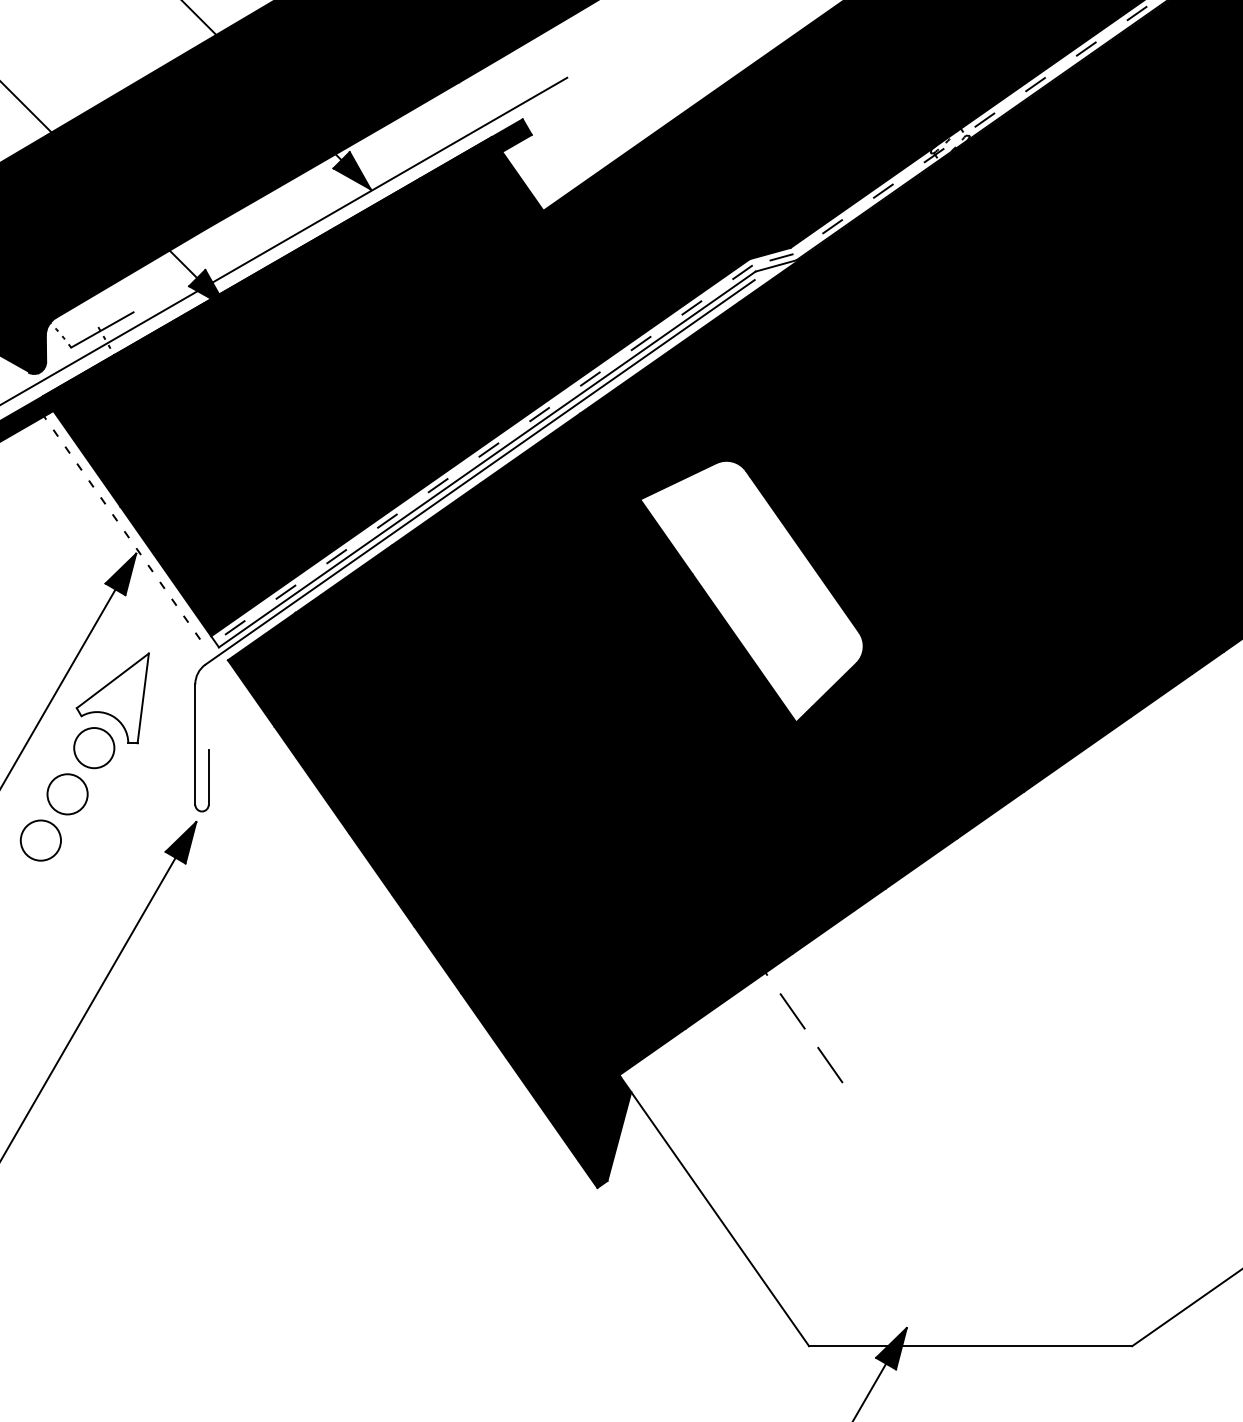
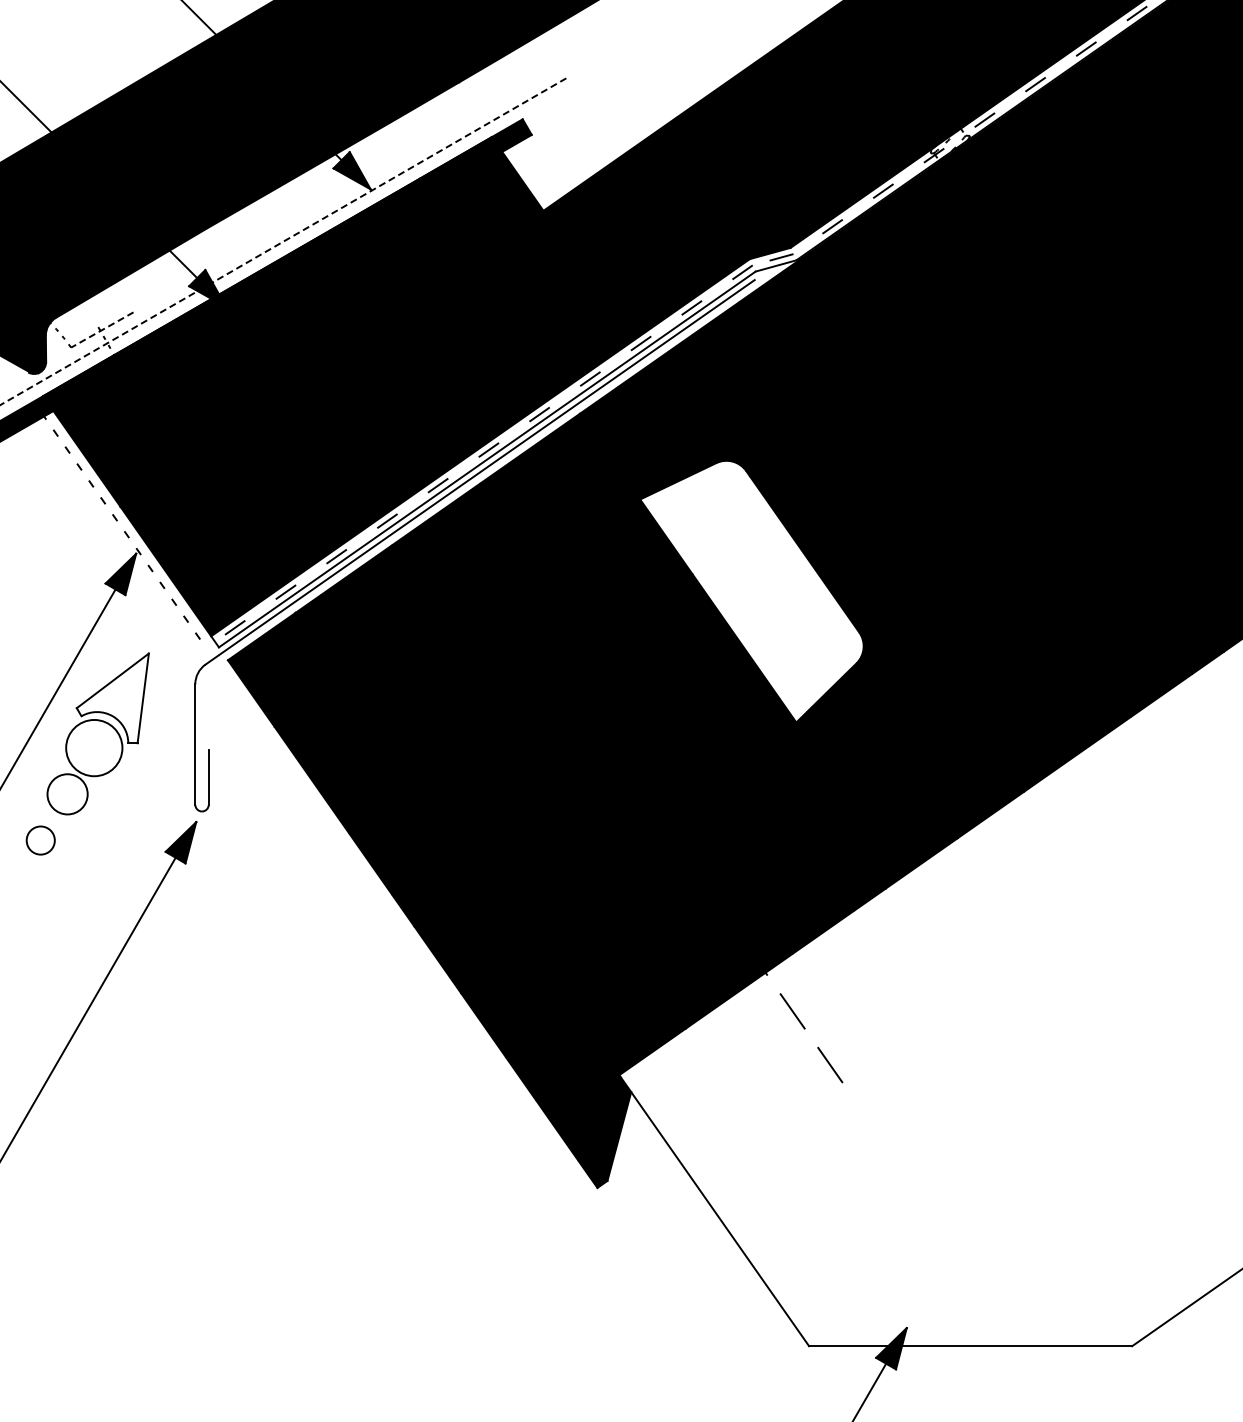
line: solid -> dashed (284, 241)
line: solid -> dashed (102, 329)
circle diameter: 40 px -> 56 px (94, 747)
circle size: 43x43 px -> 31x31 px (40, 840)
